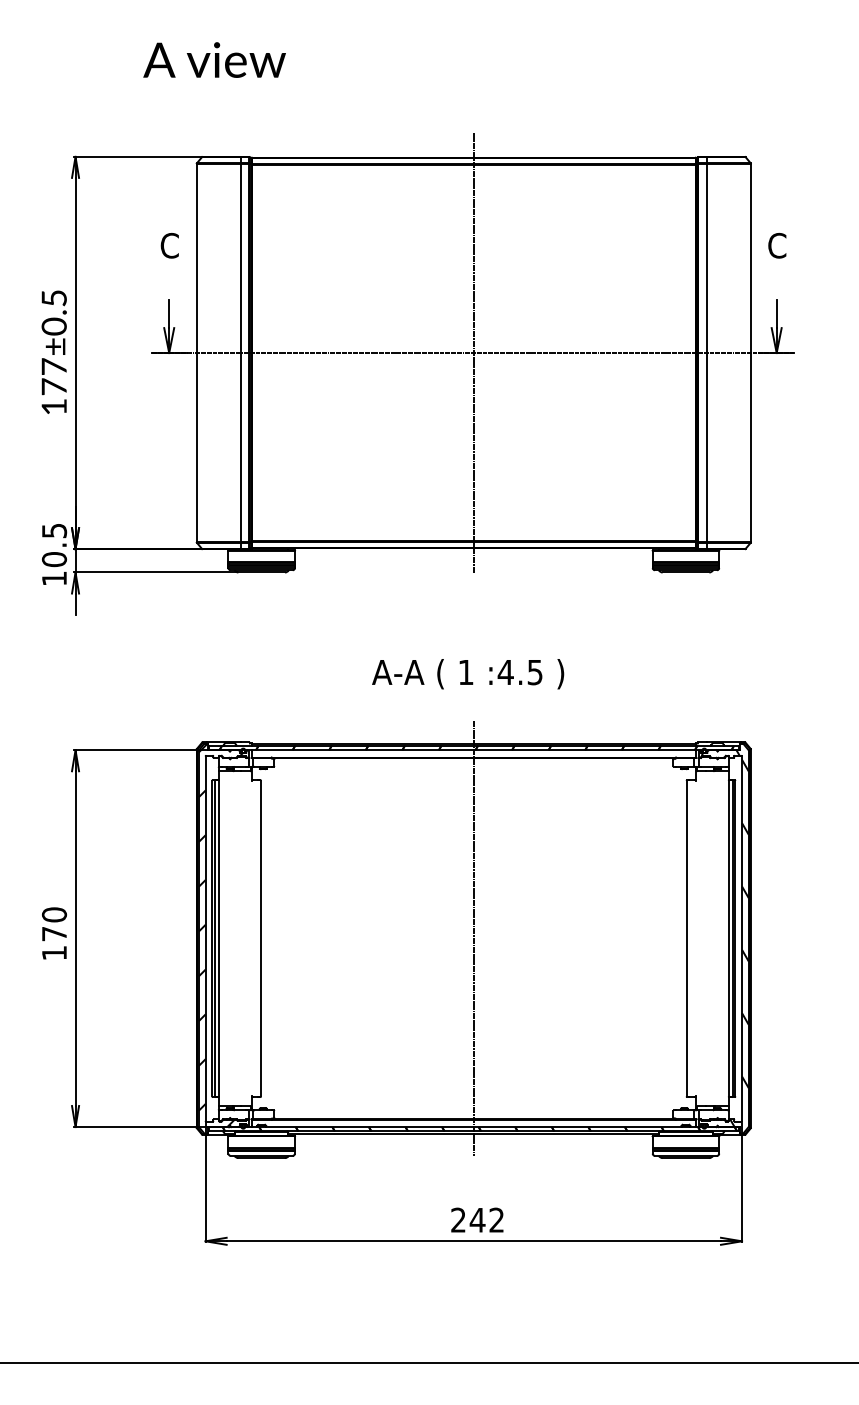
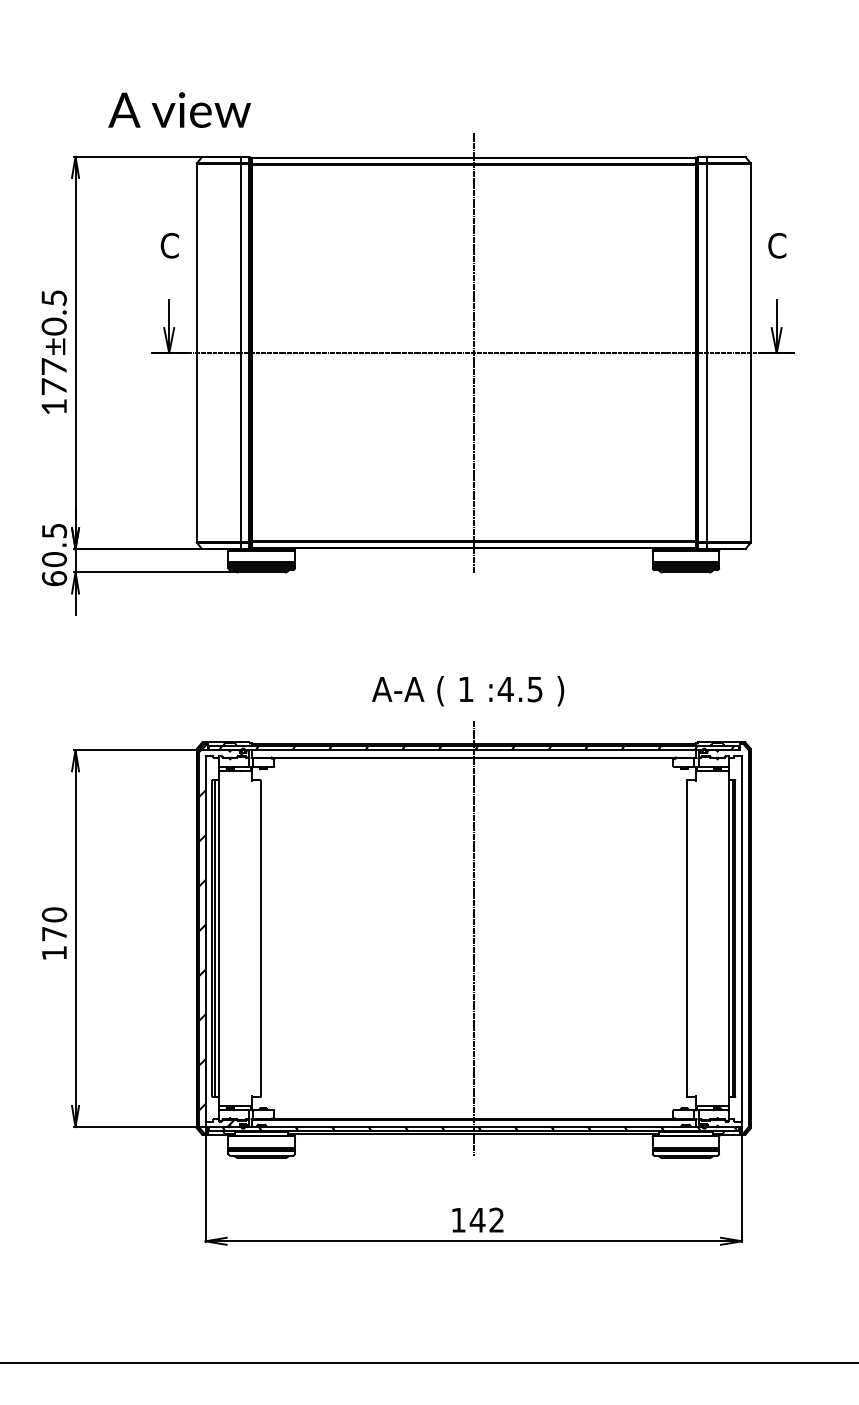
text position: (214, 59) -> (179, 109) (179, 109)
text: 10.5 -> 60.5 (54, 578)
text position: (468, 674) -> (468, 691) (468, 691)
hatch: present -> none (723, 938)
text: 242 -> 142 (458, 1219)
